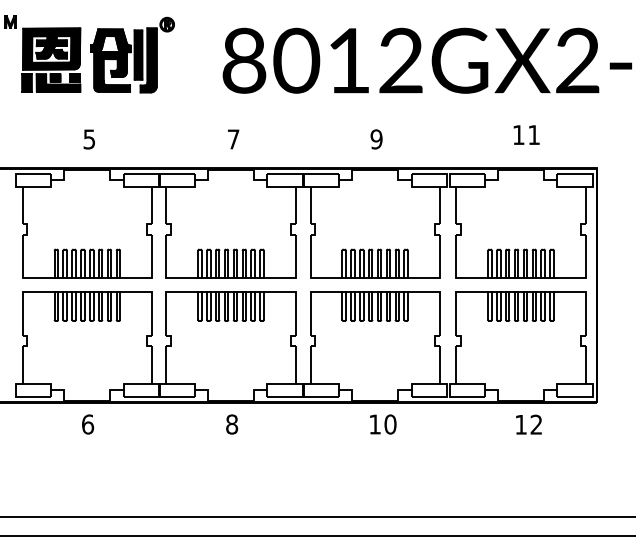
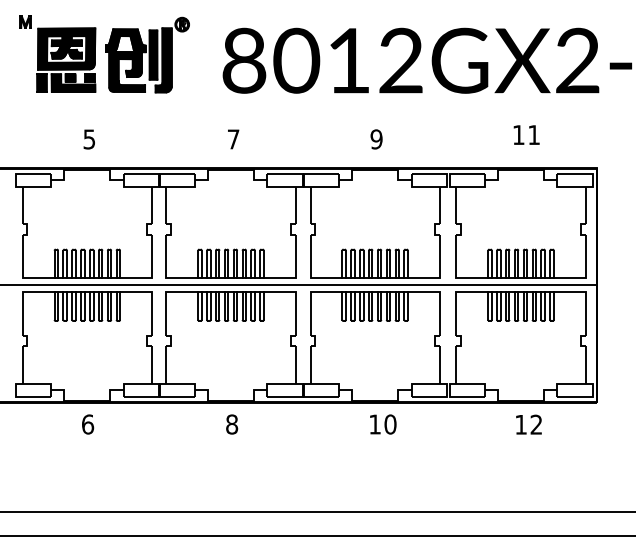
part position: (89, 54) -> (104, 54) (104, 54)
line: none -> present (299, 285)
line position: (317, 517) -> (317, 512) (317, 512)
